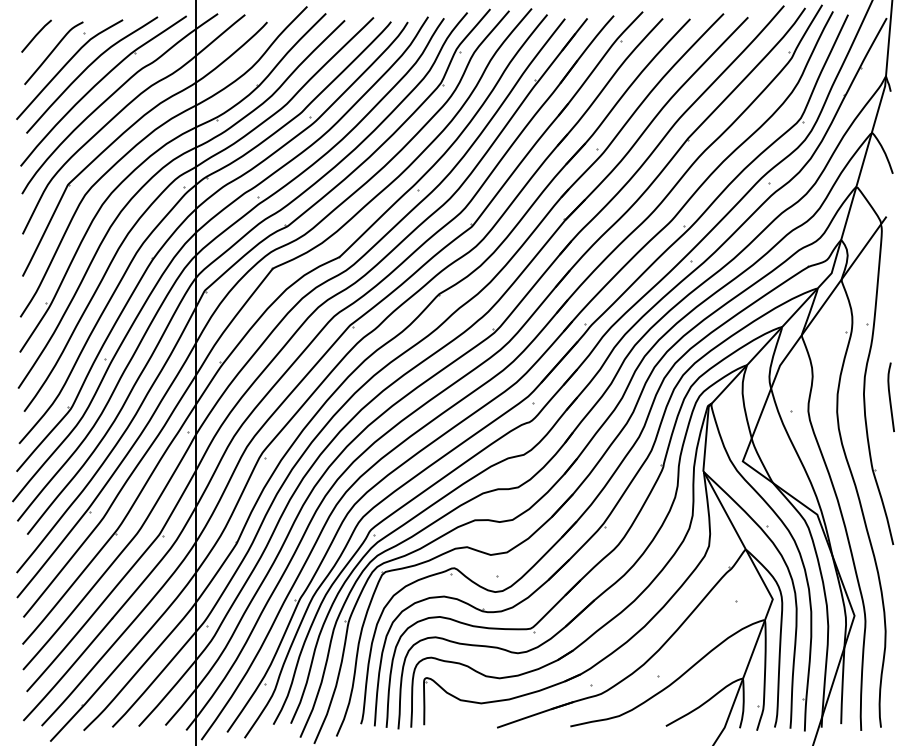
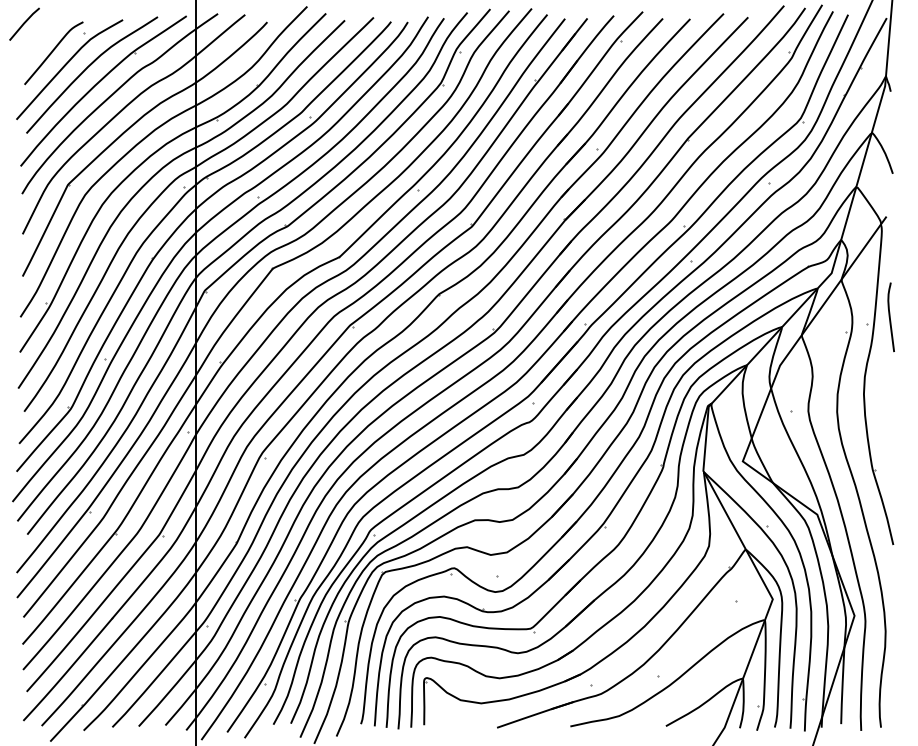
line position: (36, 35) -> (24, 23) (24, 23)
curve position: (890, 397) -> (890, 317) (890, 317)
